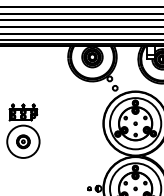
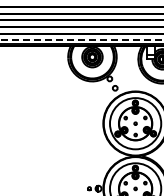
line: solid -> dashed (82, 39)
part: present -> none (23, 130)
